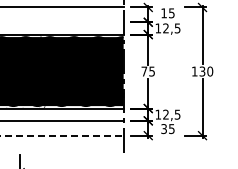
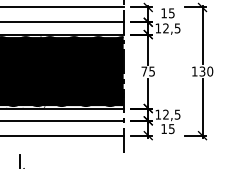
line: none -> present (62, 22)
text: 35 -> 15 (163, 129)
line: dashed -> solid (61, 135)
